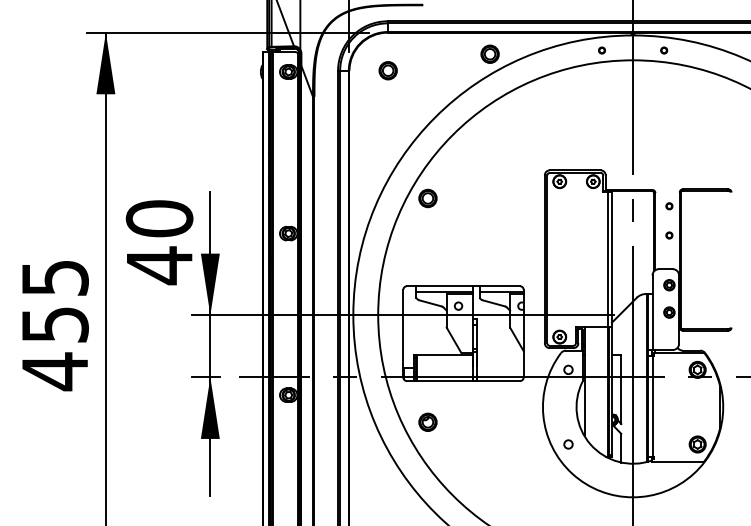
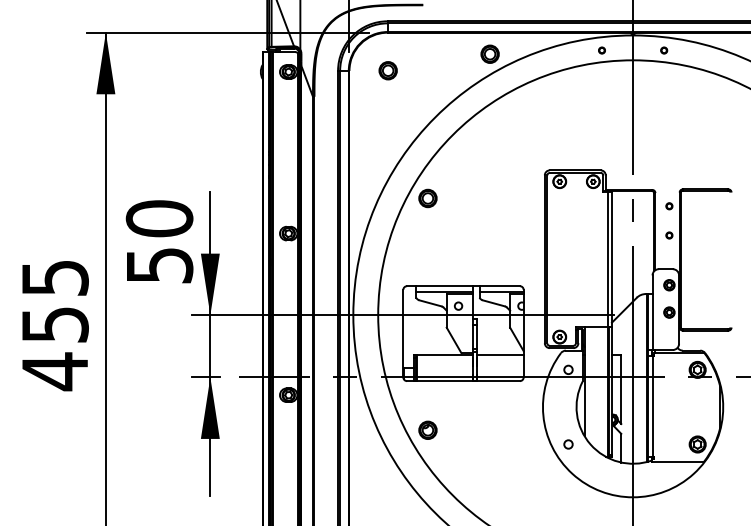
text: 40 -> 50 (160, 265)
line: none -> present (500, 355)
part position: (427, 421) -> (427, 429) (427, 429)
